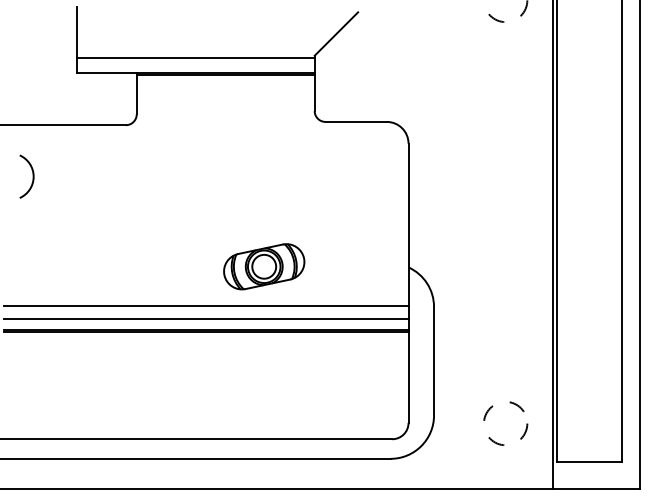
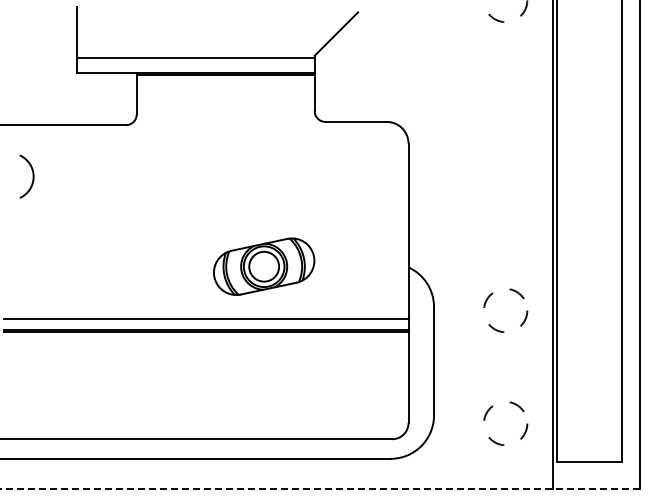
part size: 83x48 px -> 103x59 px (264, 266)
line: present -> none (205, 306)
circle: none -> present (505, 310)
line: solid -> dashed (320, 488)
